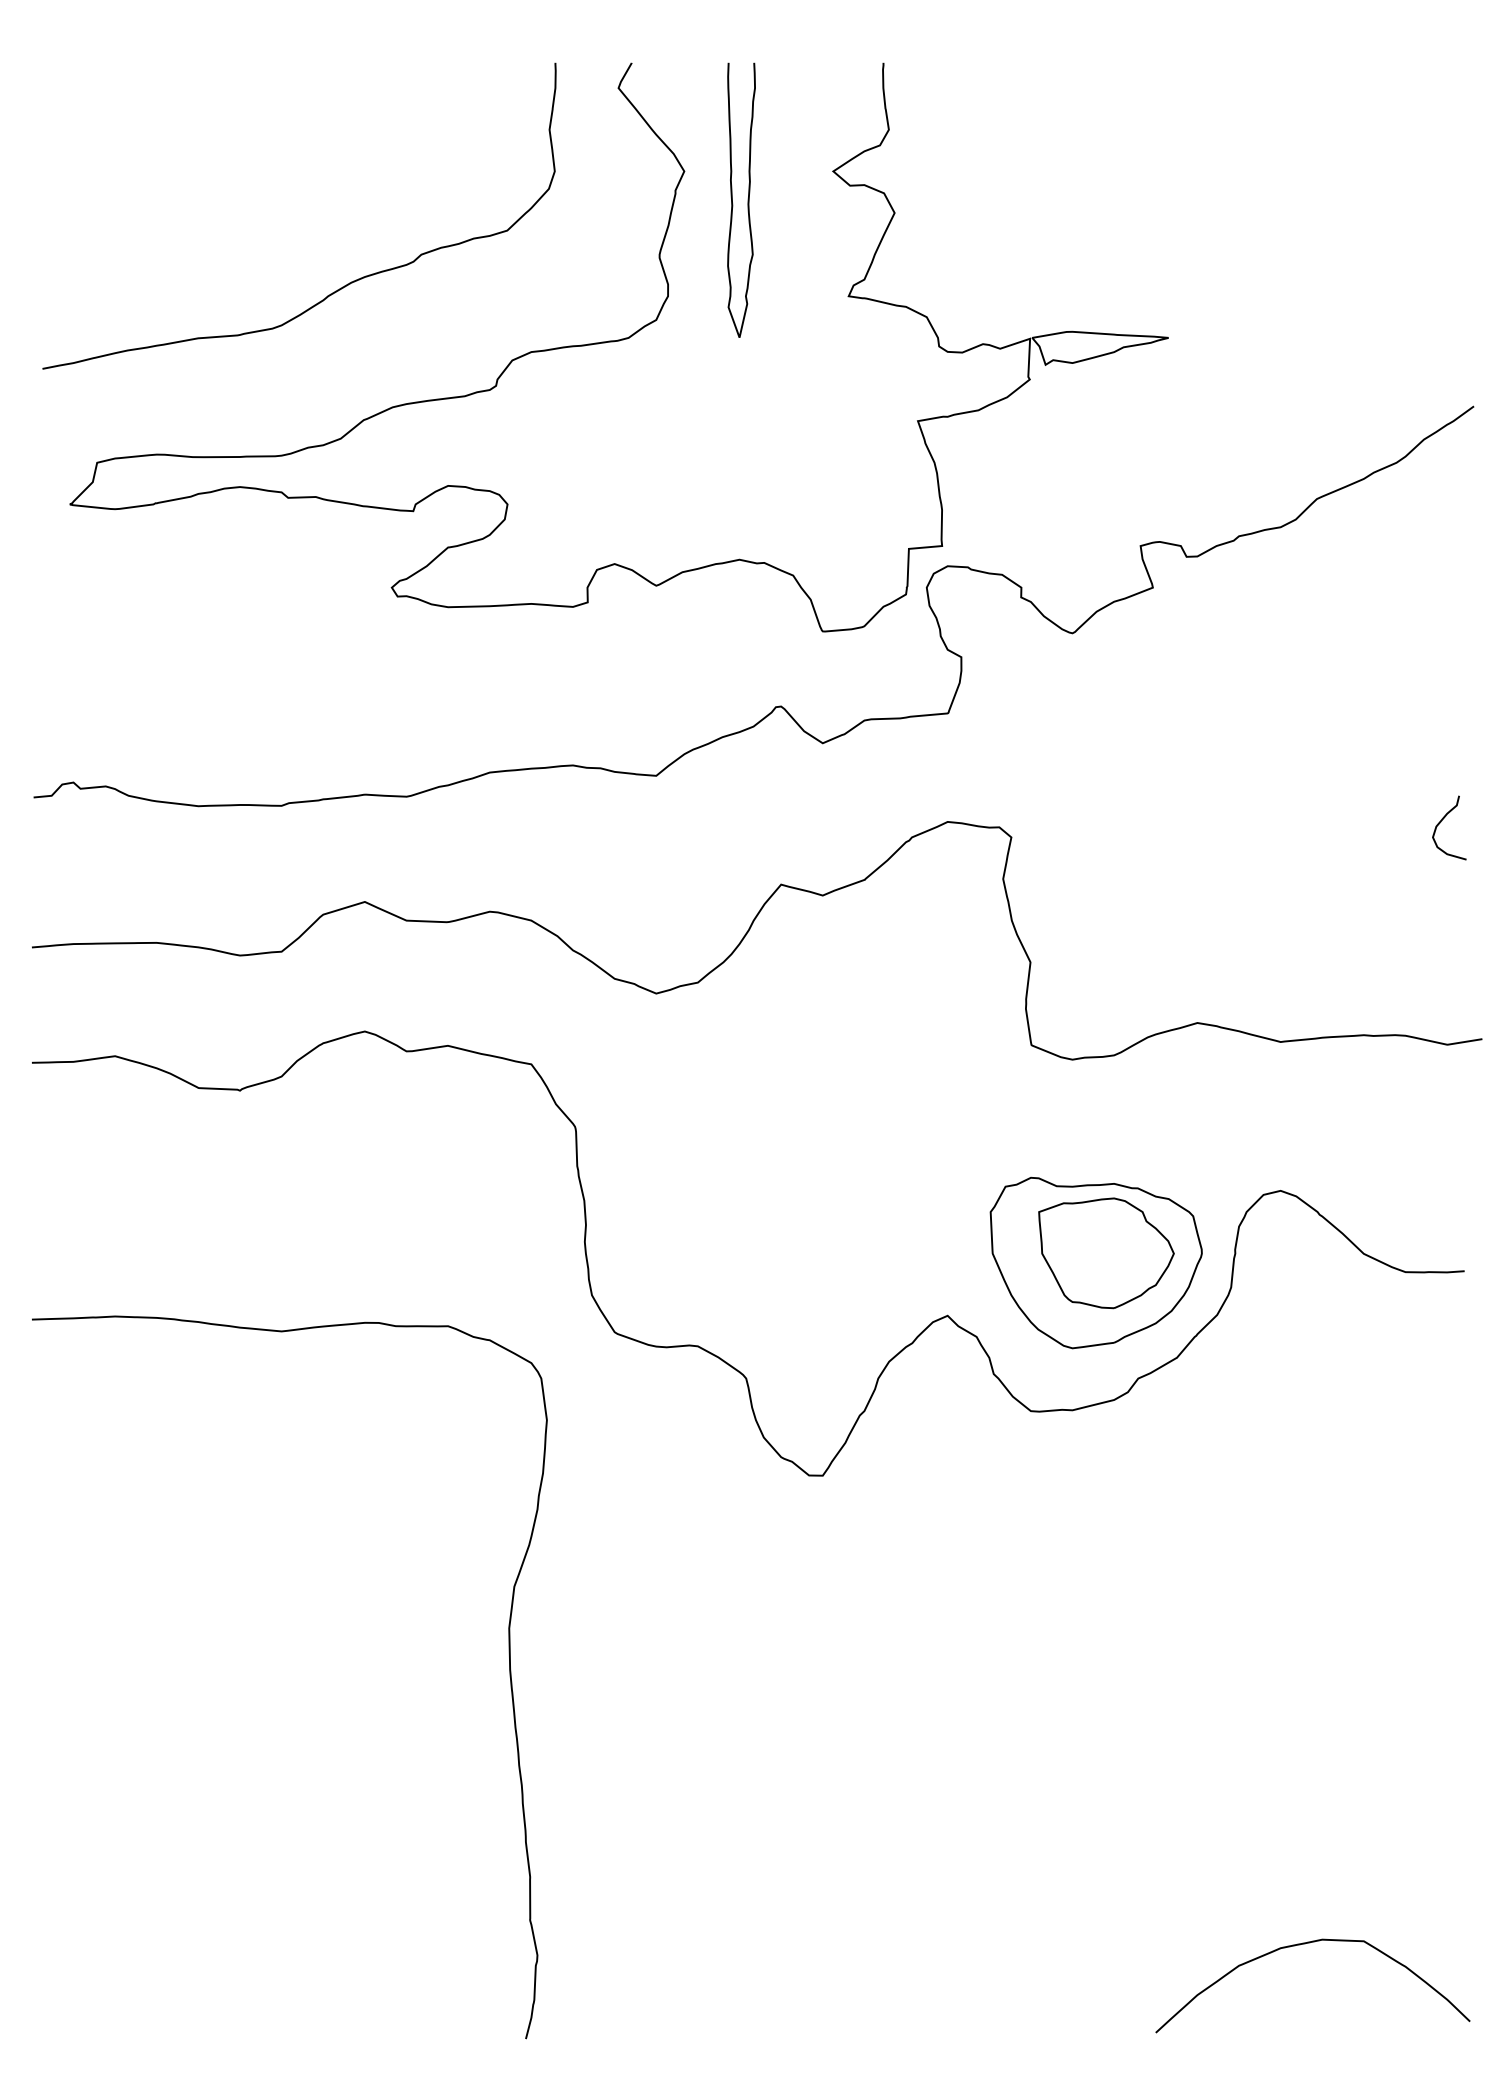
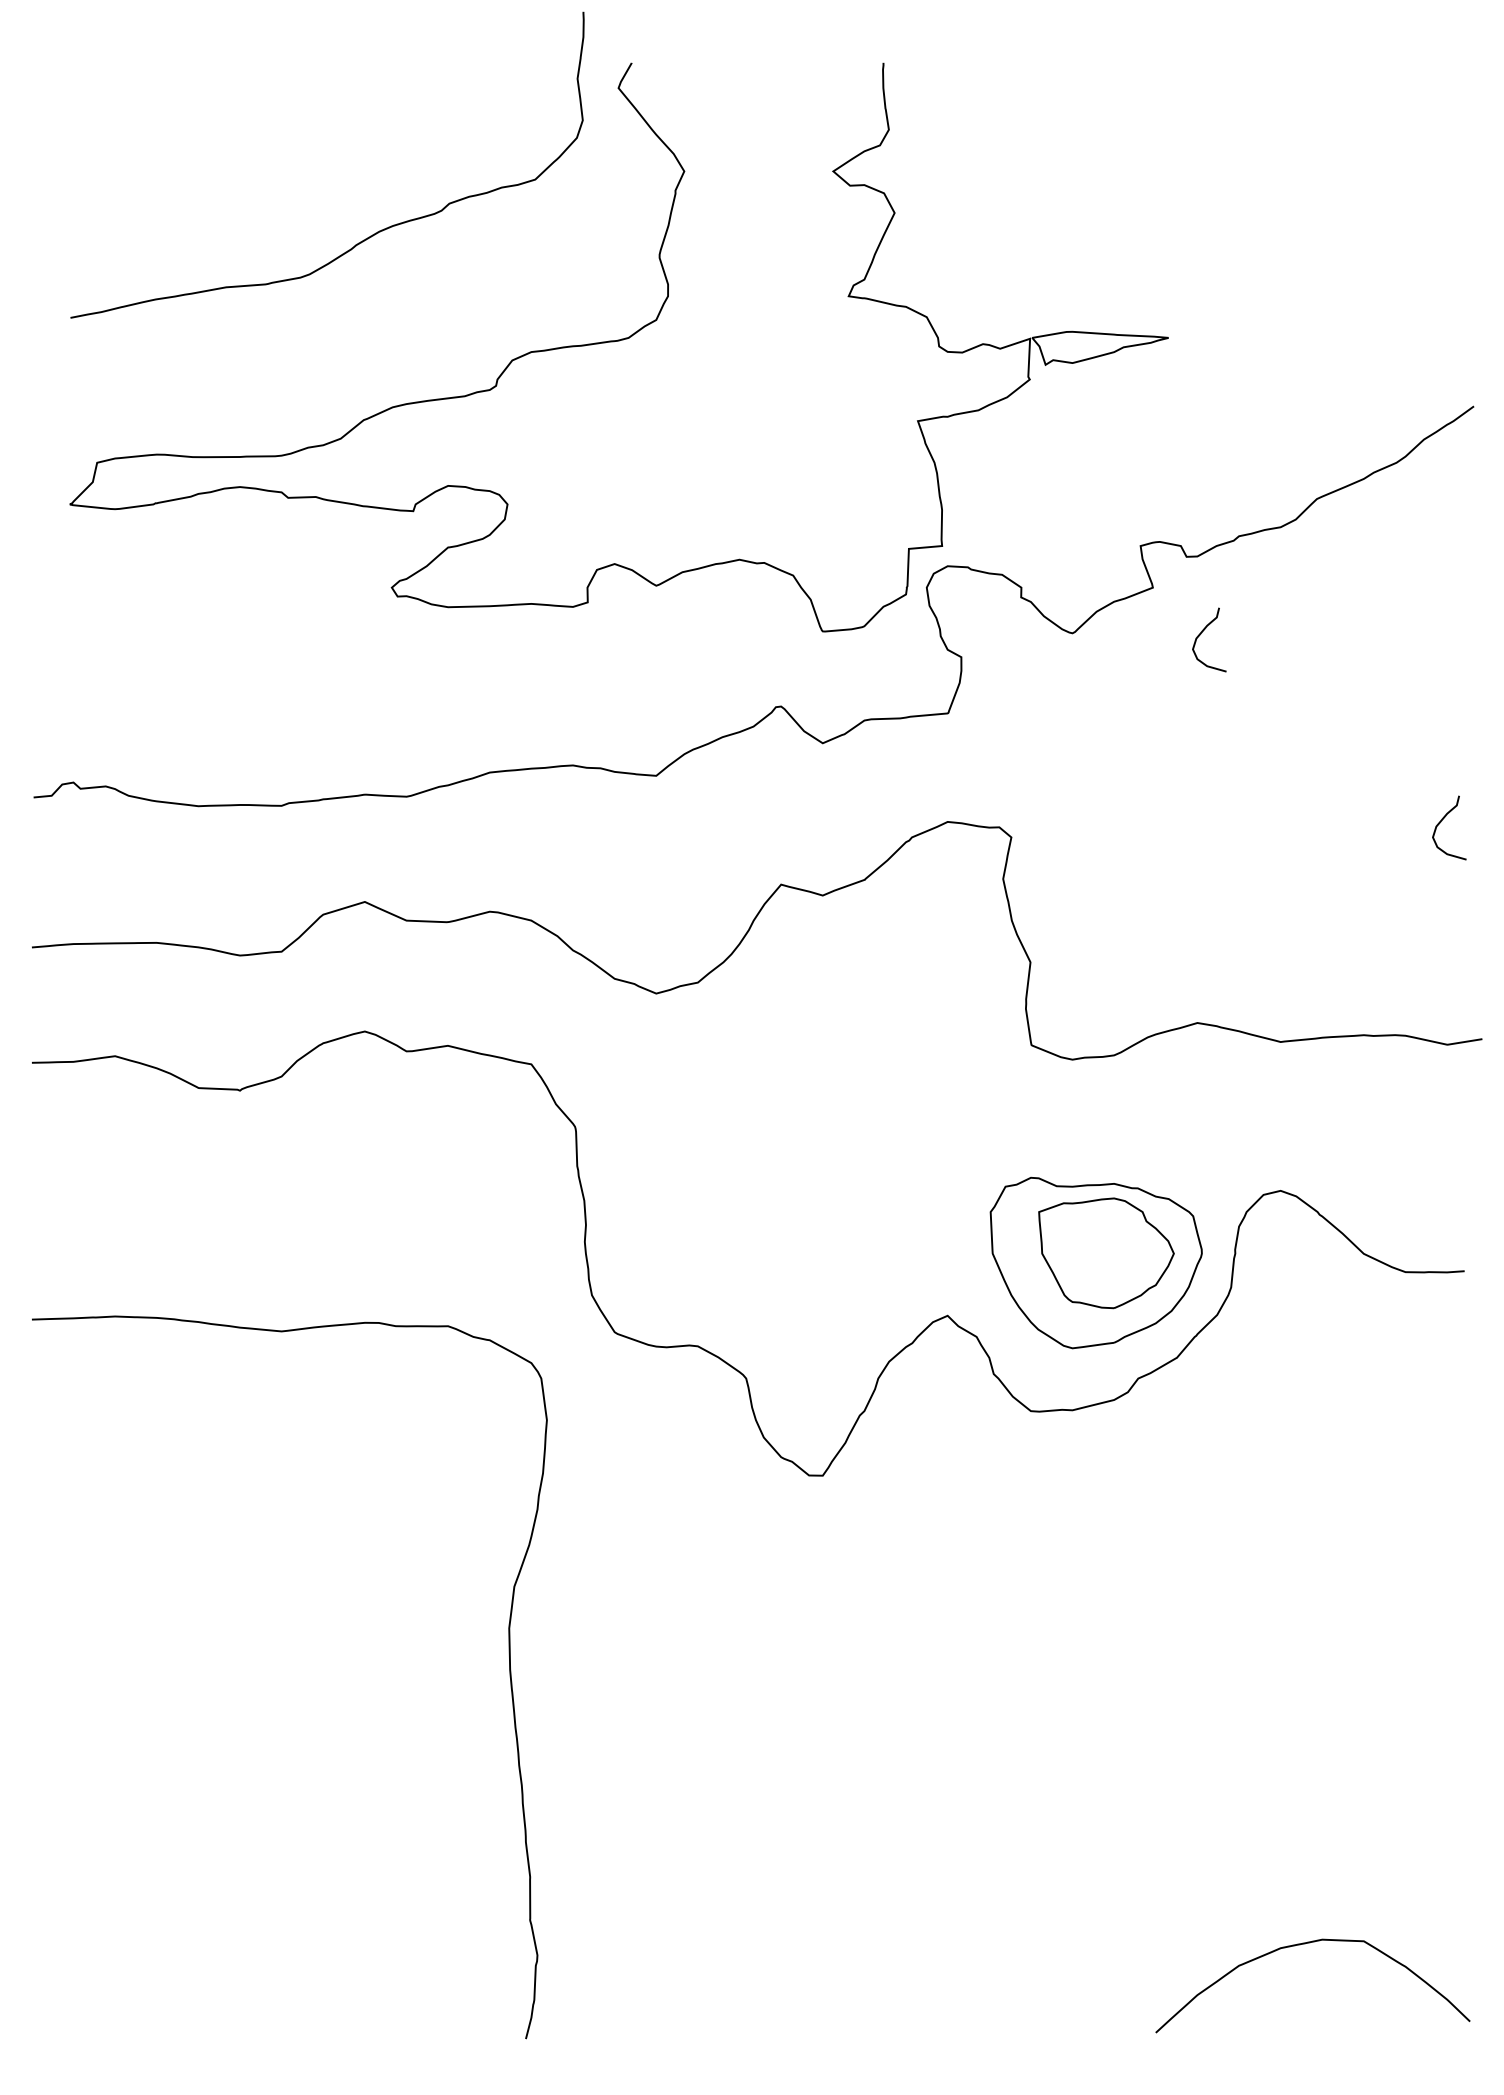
curve: present -> none (747, 199)
curve position: (342, 286) -> (370, 235) (370, 235)
curve: none -> present (1201, 634)
